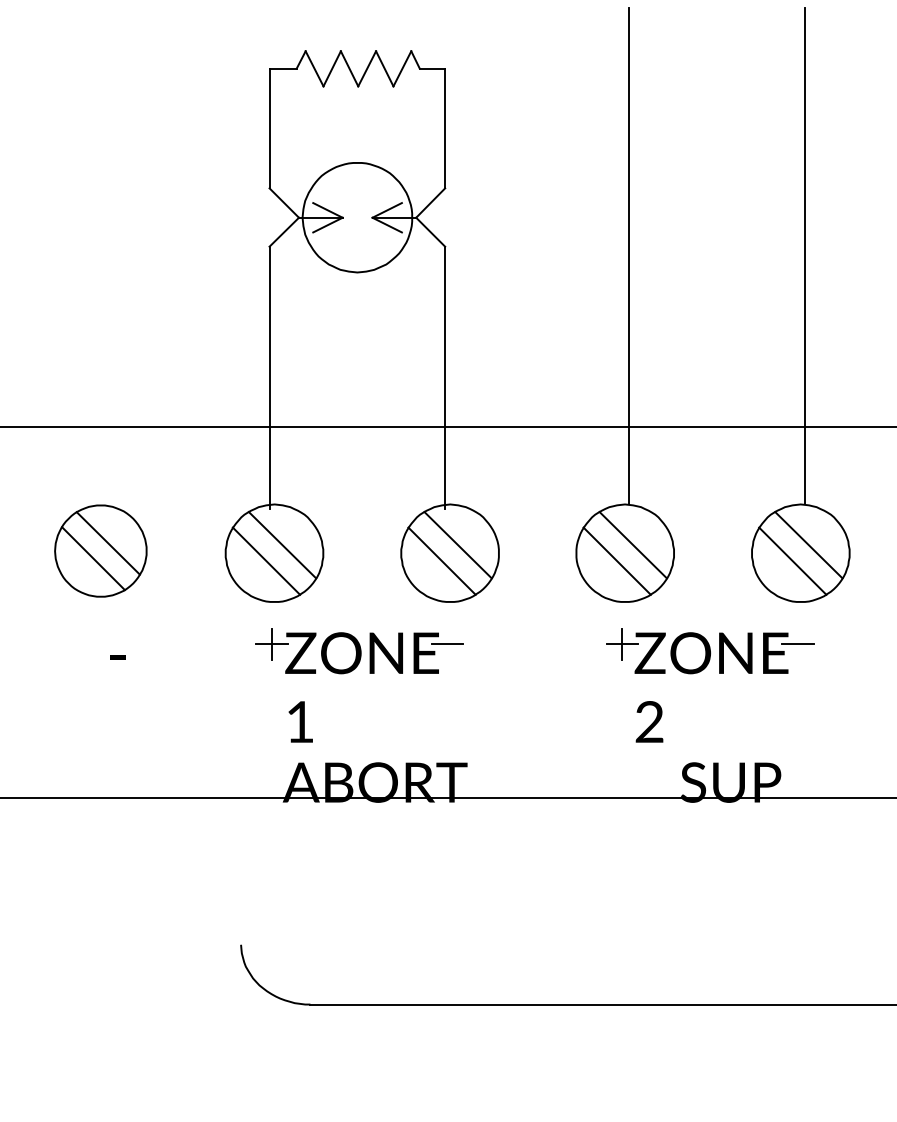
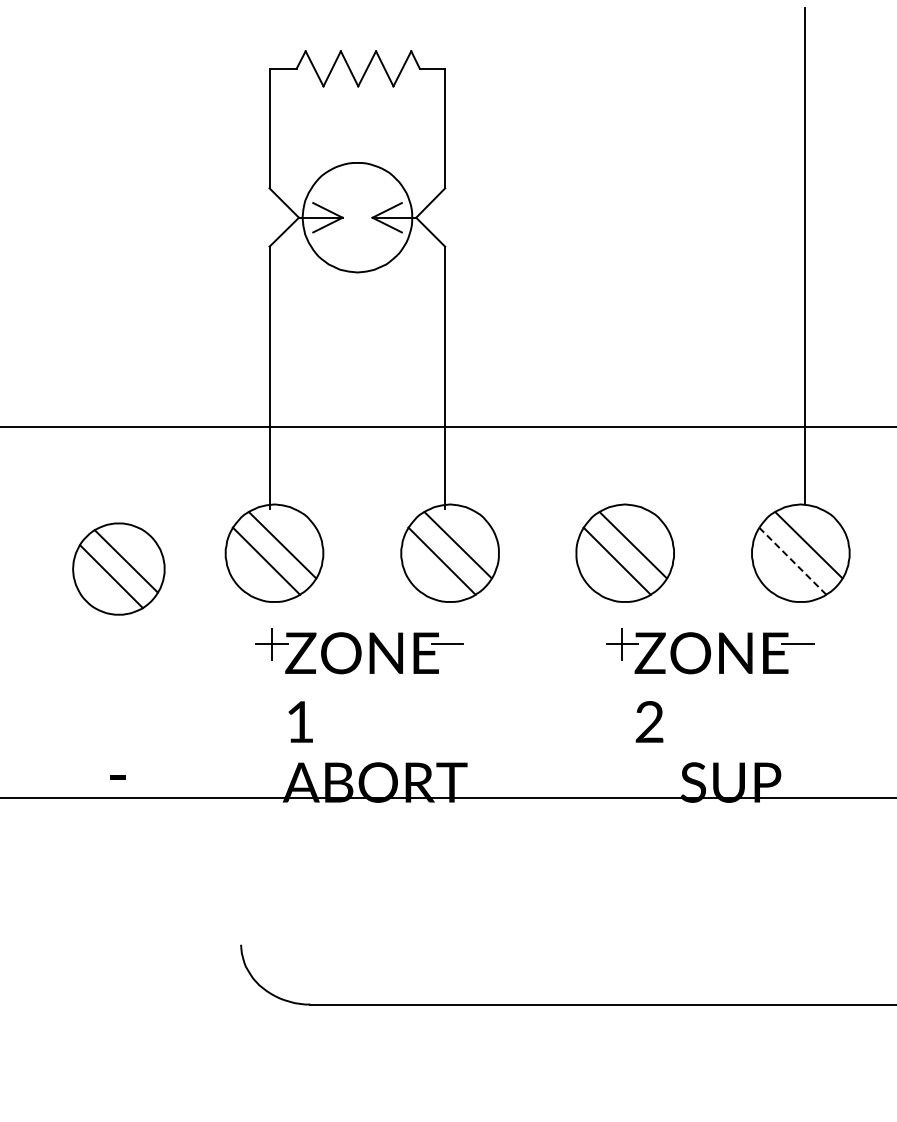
line: present -> none (629, 256)
part position: (100, 550) -> (118, 568) (118, 568)
line: solid -> dashed (792, 561)
text position: (117, 657) -> (117, 777) (117, 777)
